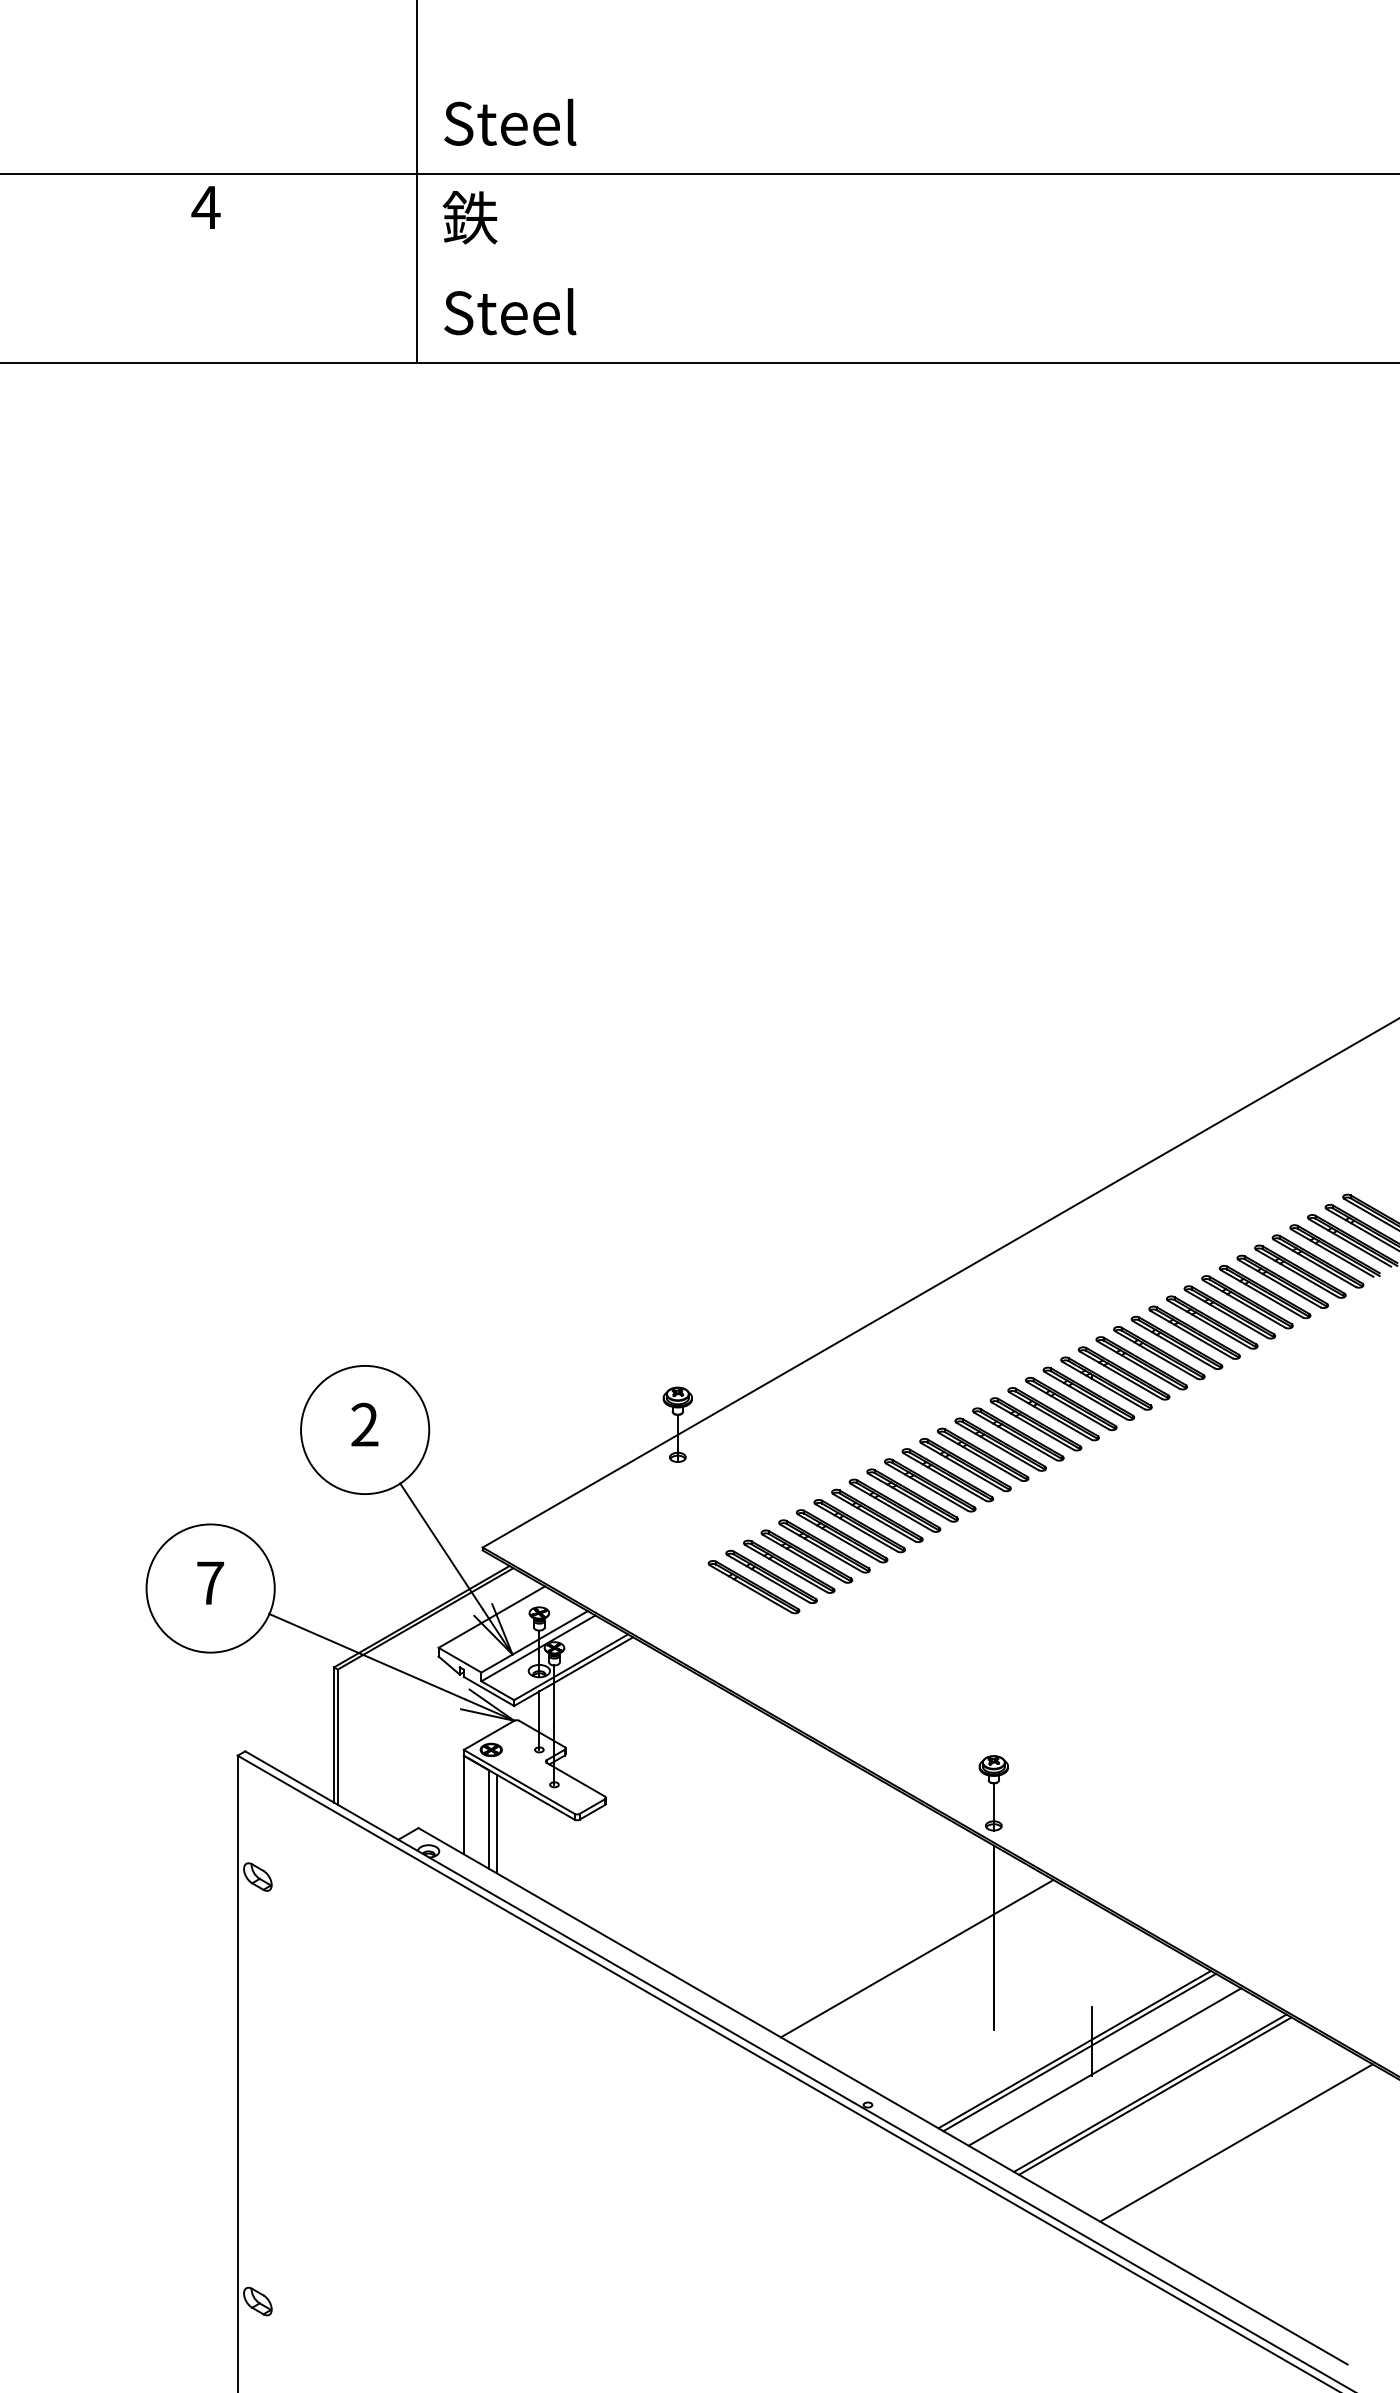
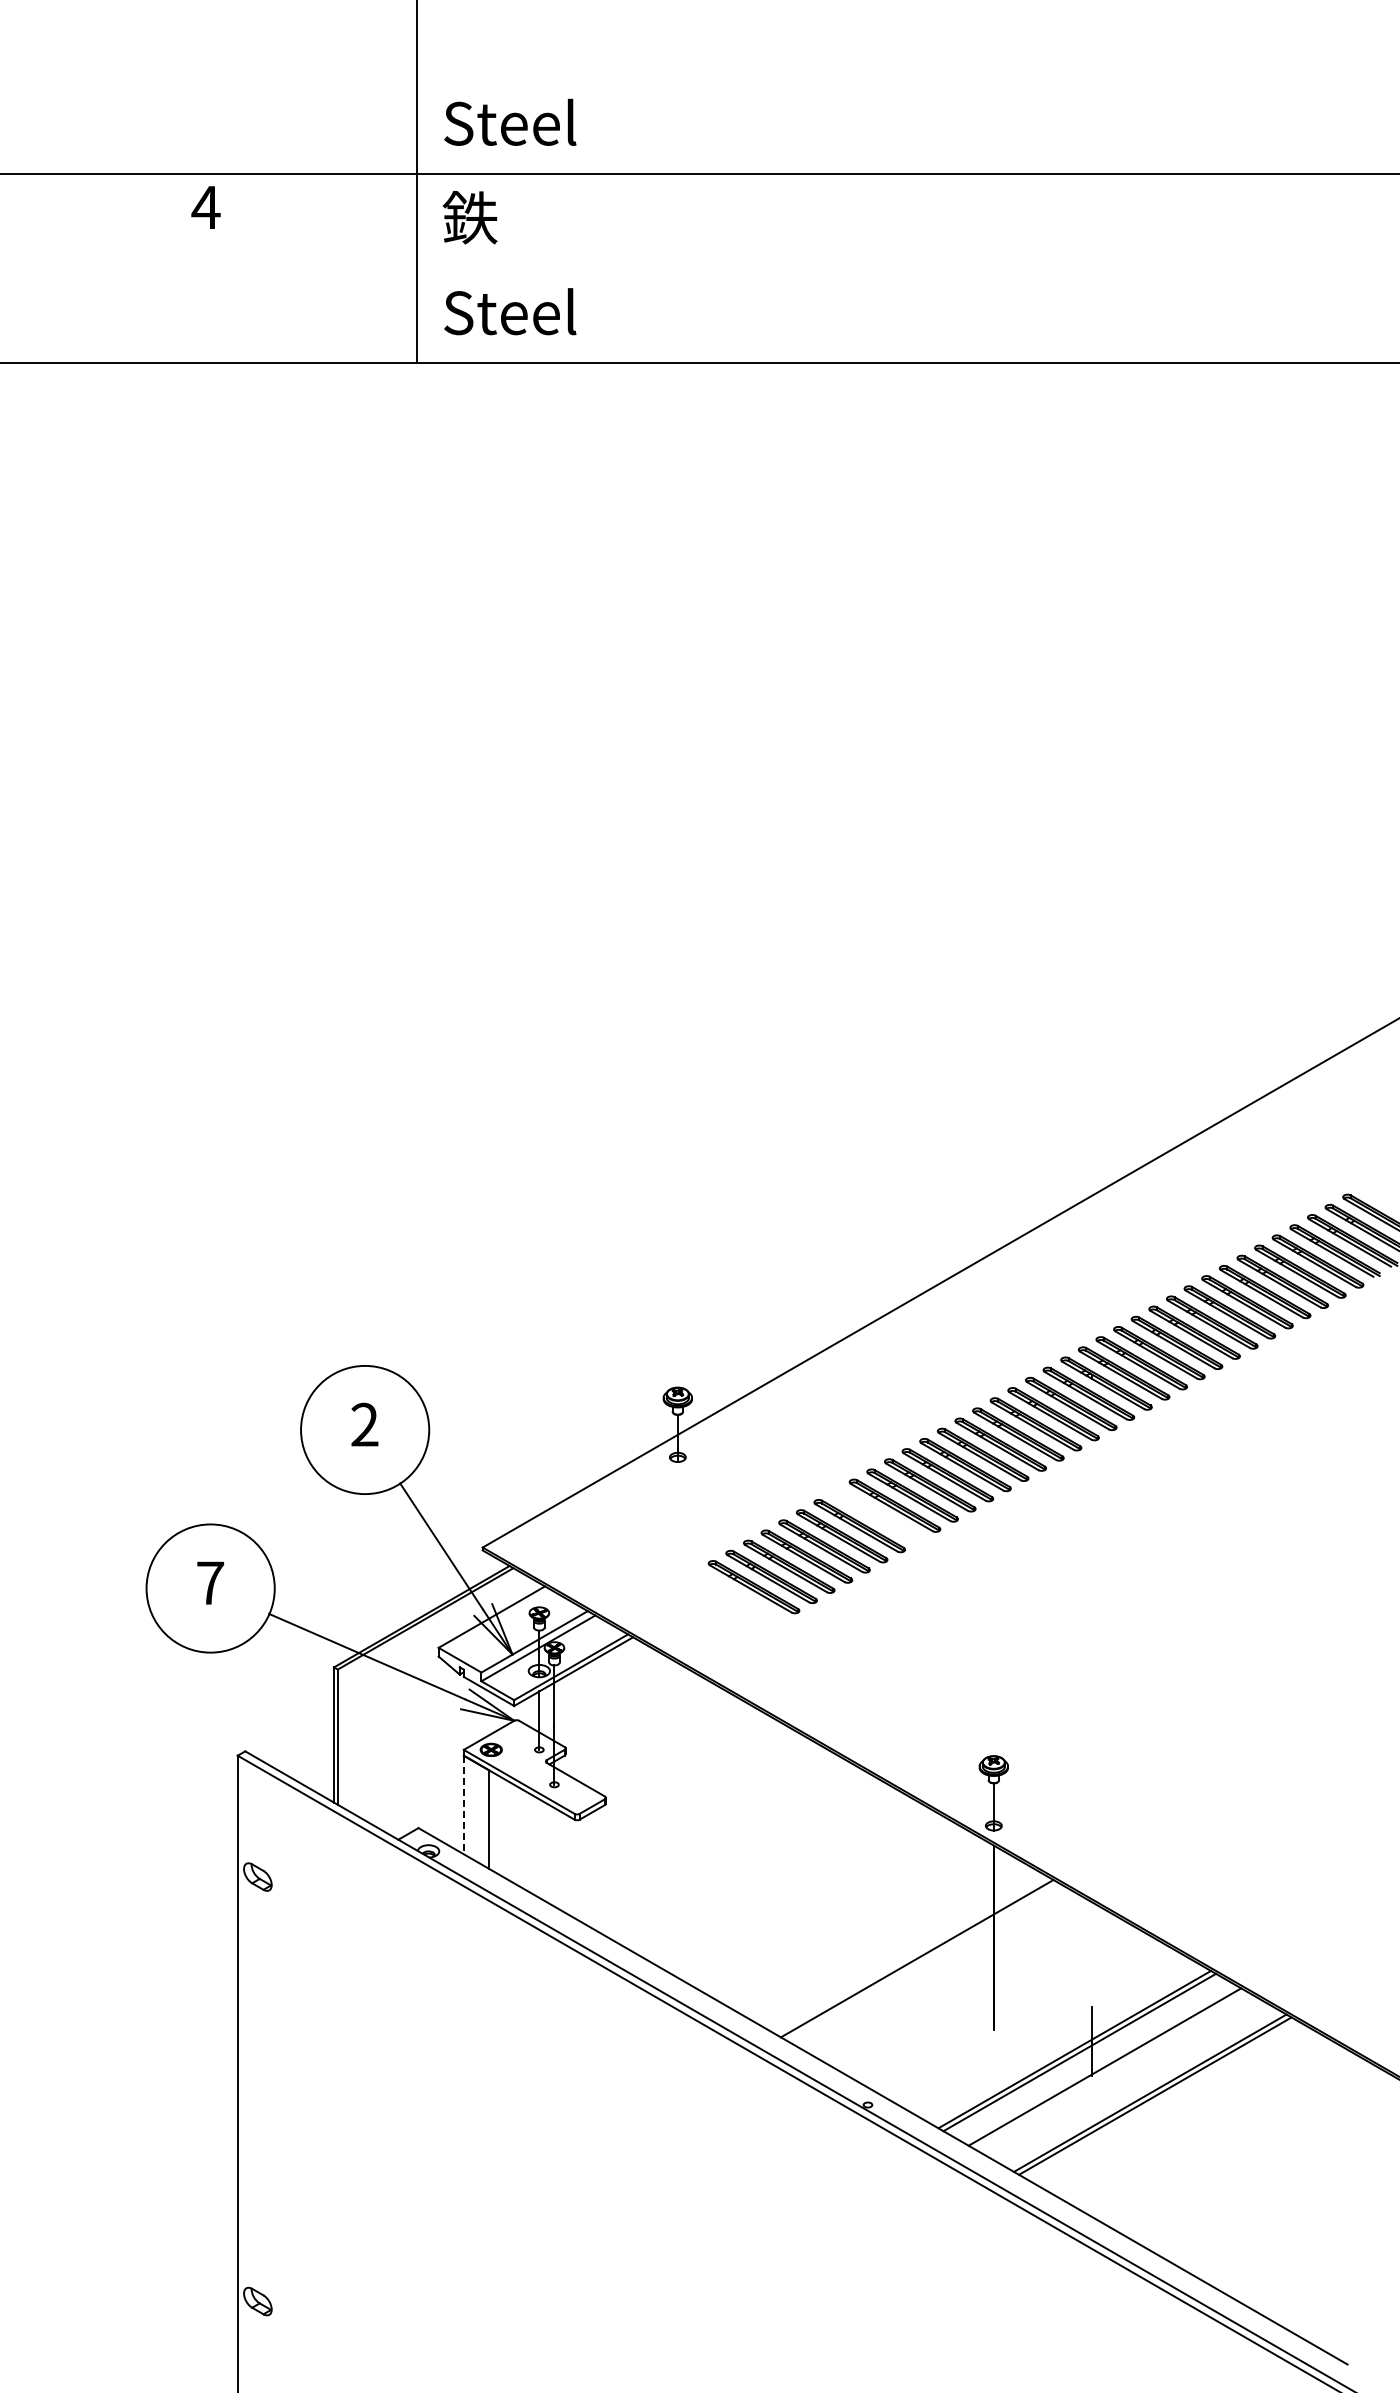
part: present -> none (877, 1515)
line: solid -> dashed (463, 1805)
line: present -> none (496, 1823)
line: present -> none (1236, 2142)
